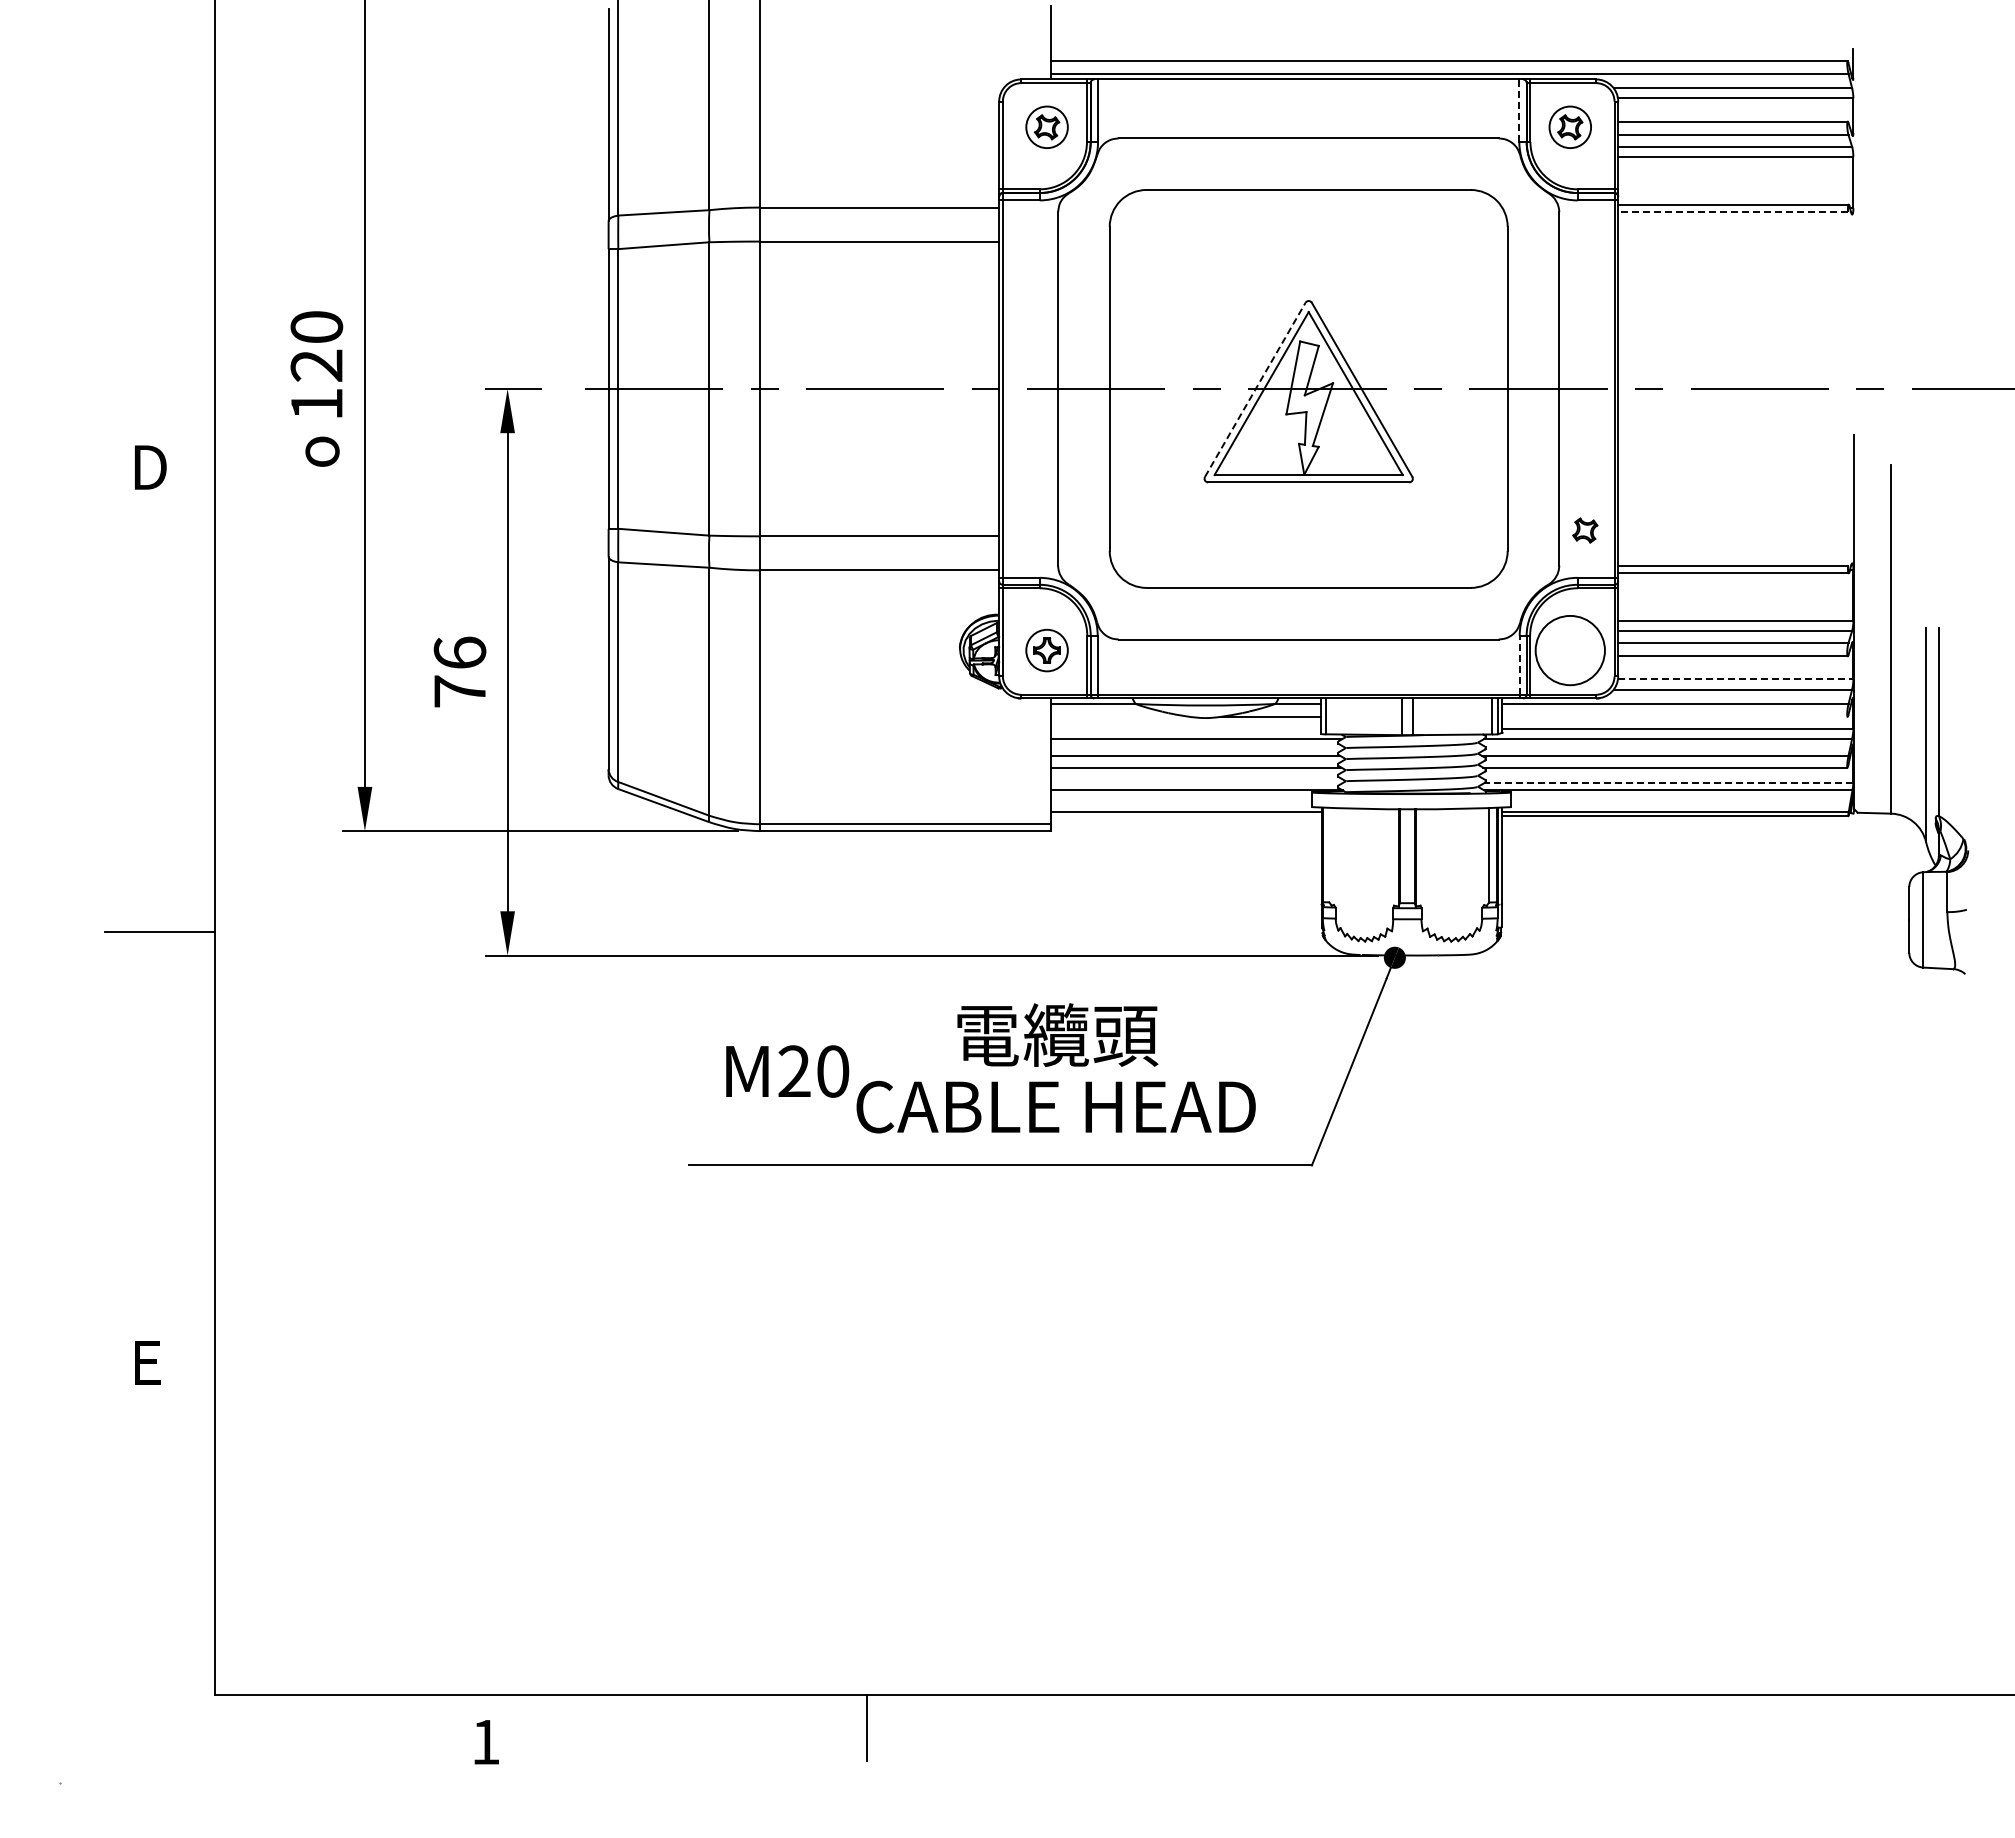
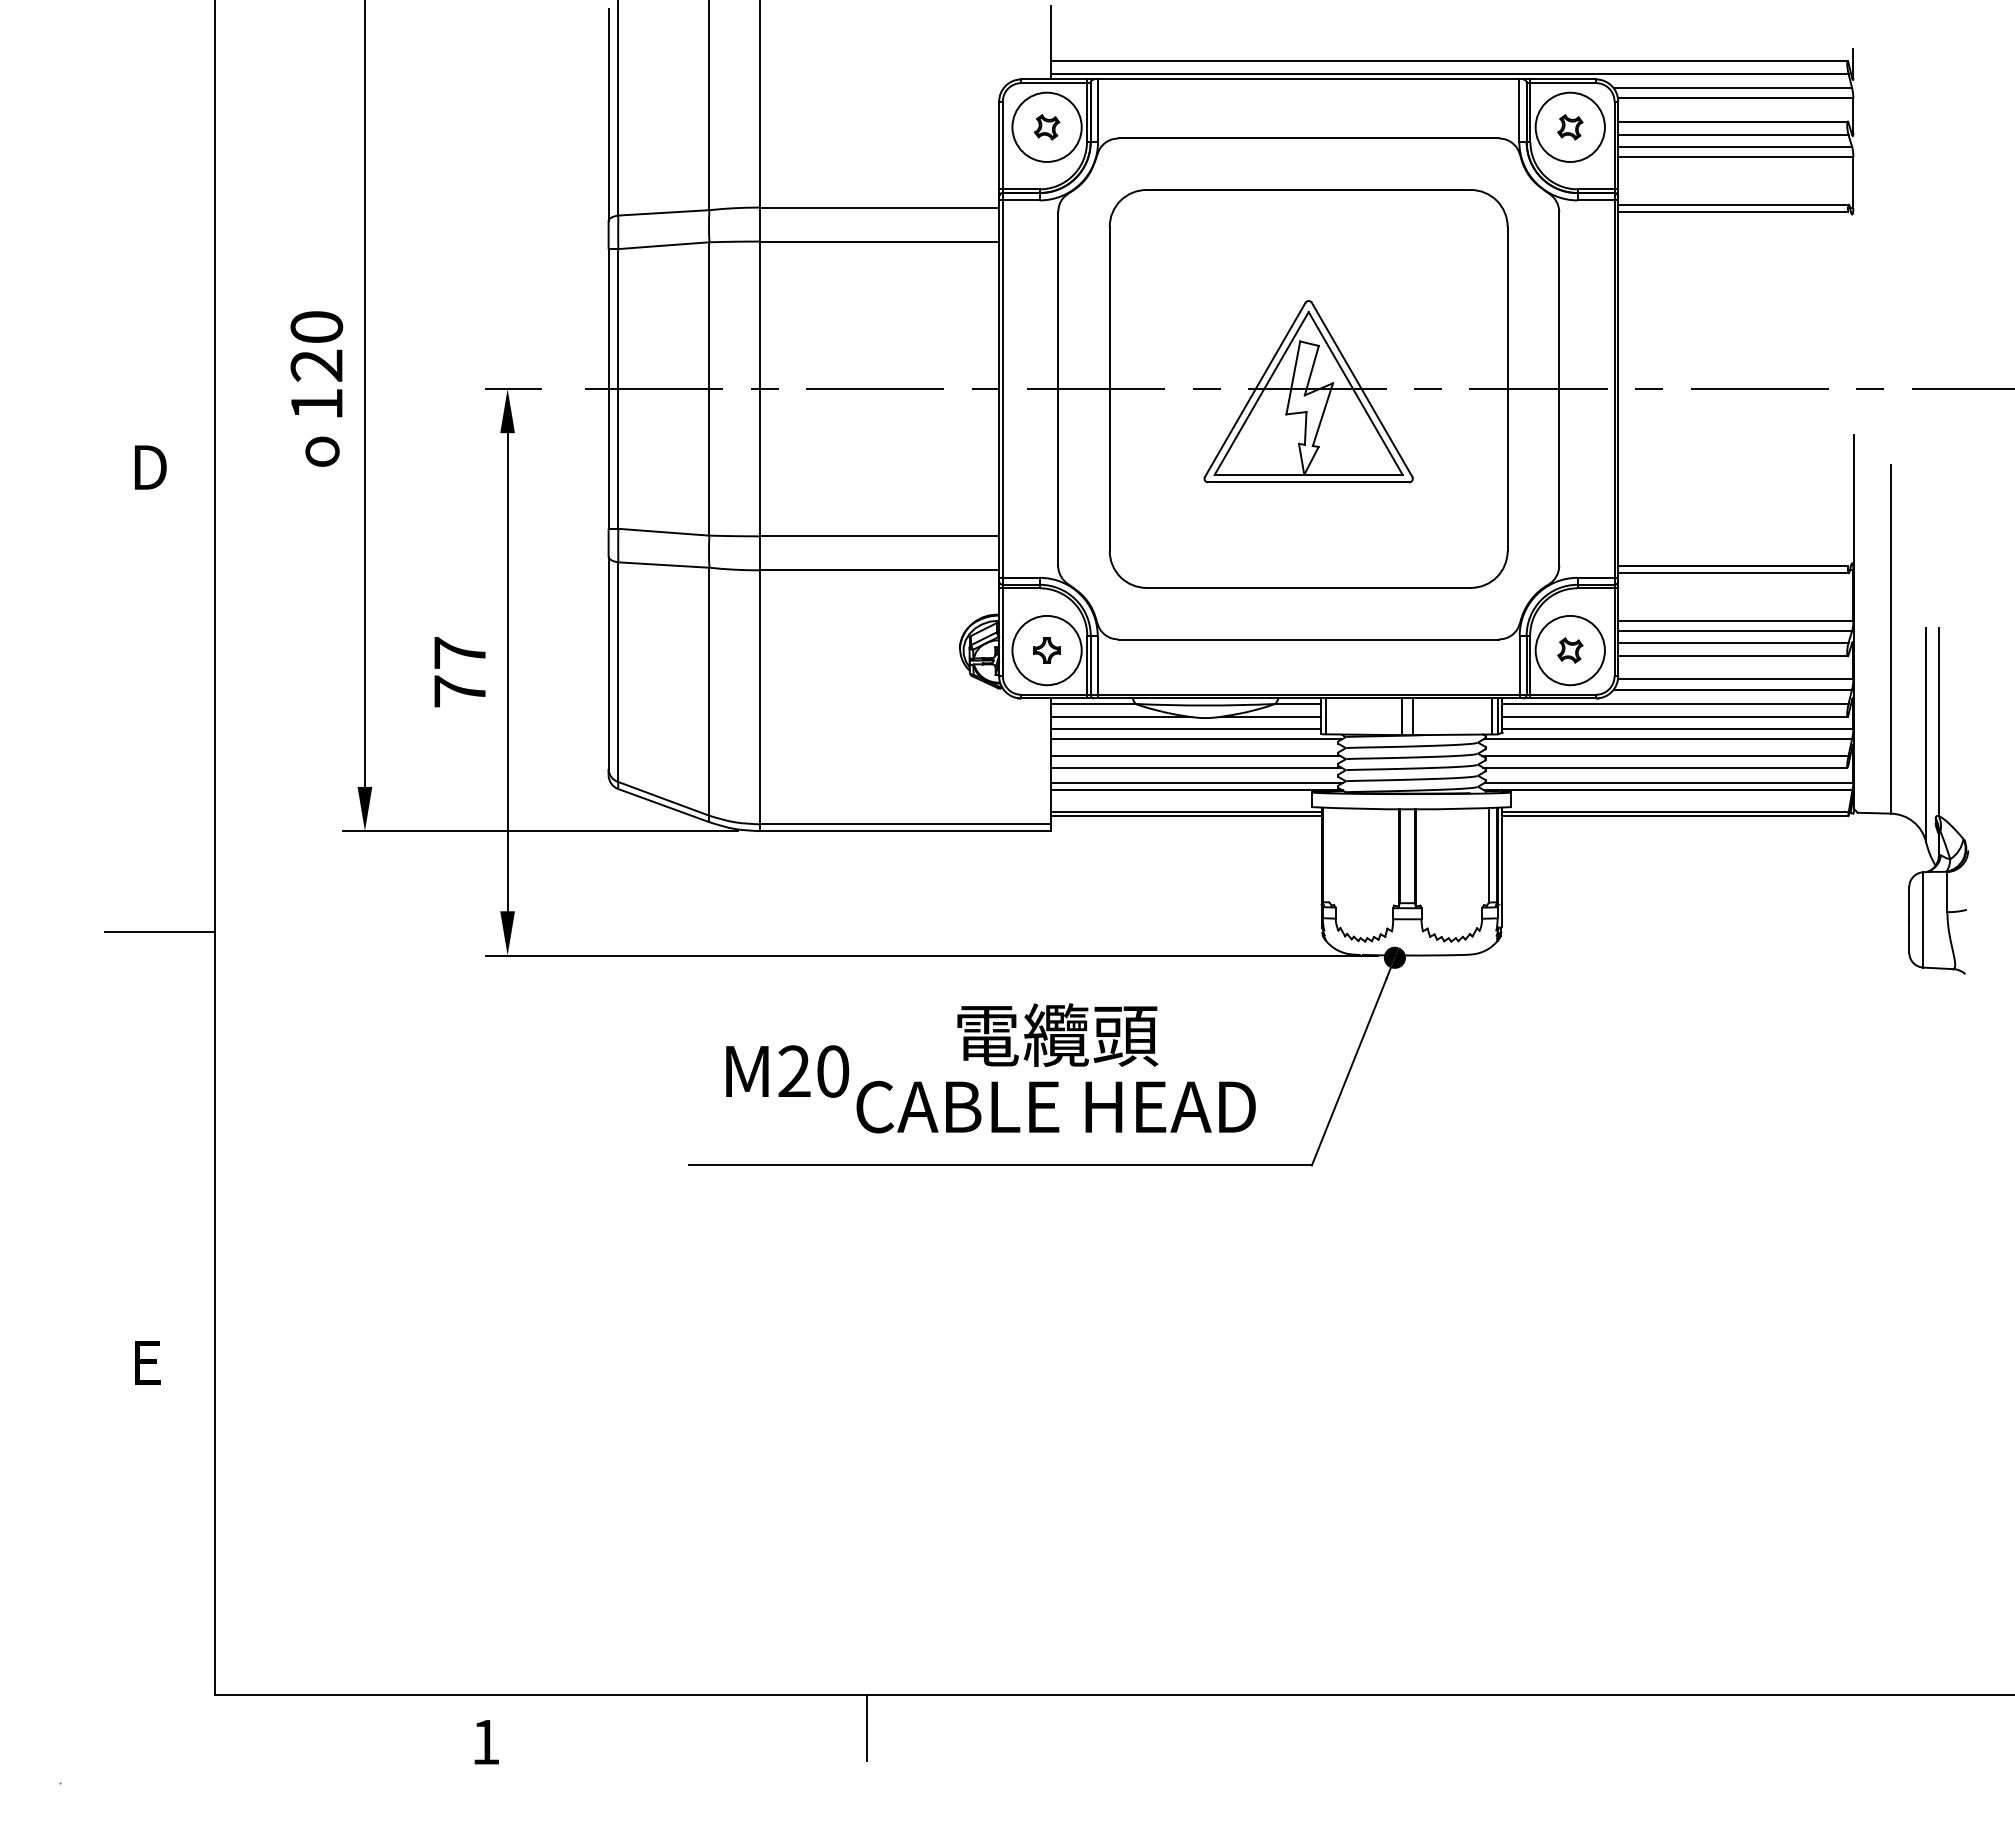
line: dashed -> solid (1519, 110)
circle diameter: 42 px -> 69 px (1046, 126)
circle diameter: 42 px -> 69 px (1569, 126)
line: dashed -> solid (1733, 212)
line: dashed -> solid (1255, 389)
part position: (1585, 530) -> (1570, 650) (1570, 650)
circle diameter: 42 px -> 69 px (1046, 650)
text: 76 -> 77 (459, 652)
line: dashed -> solid (1519, 664)
line: dashed -> solid (1735, 679)
line: none -> present (1121, 716)
line: none -> present (1674, 716)
line: none -> present (1185, 729)
line: none -> present (1196, 782)
line: dashed -> solid (1668, 782)
line: none -> present (1185, 816)
